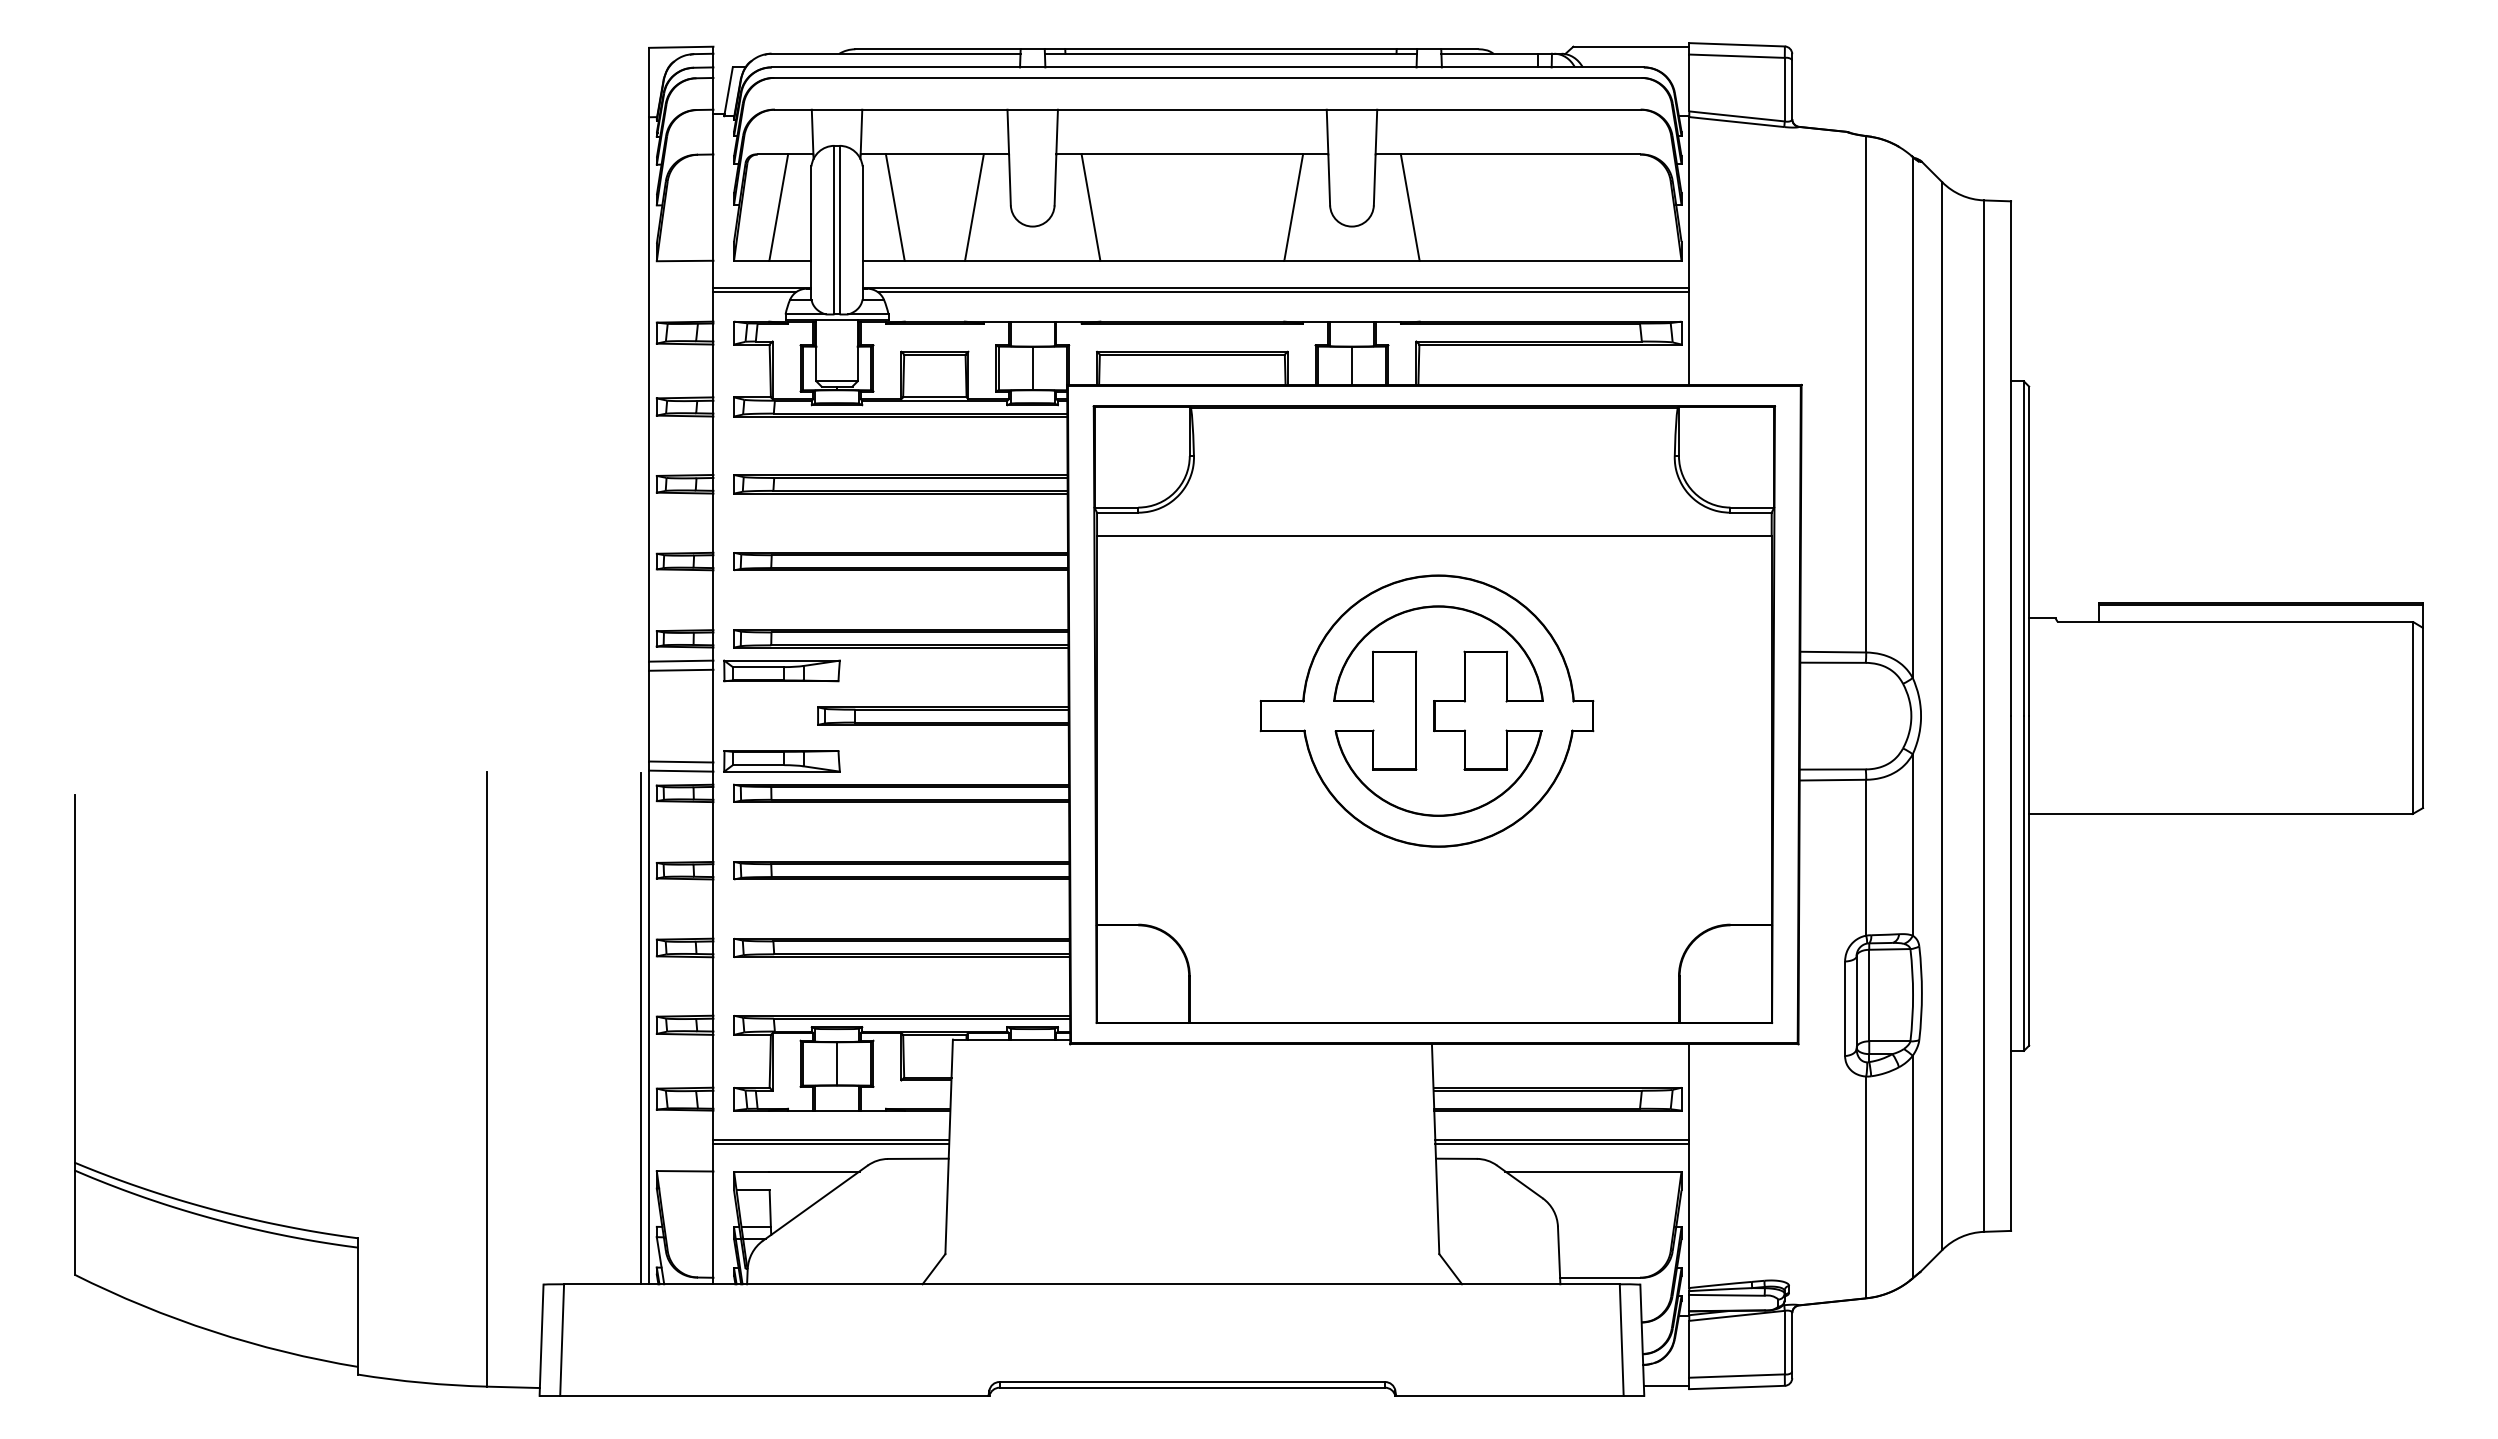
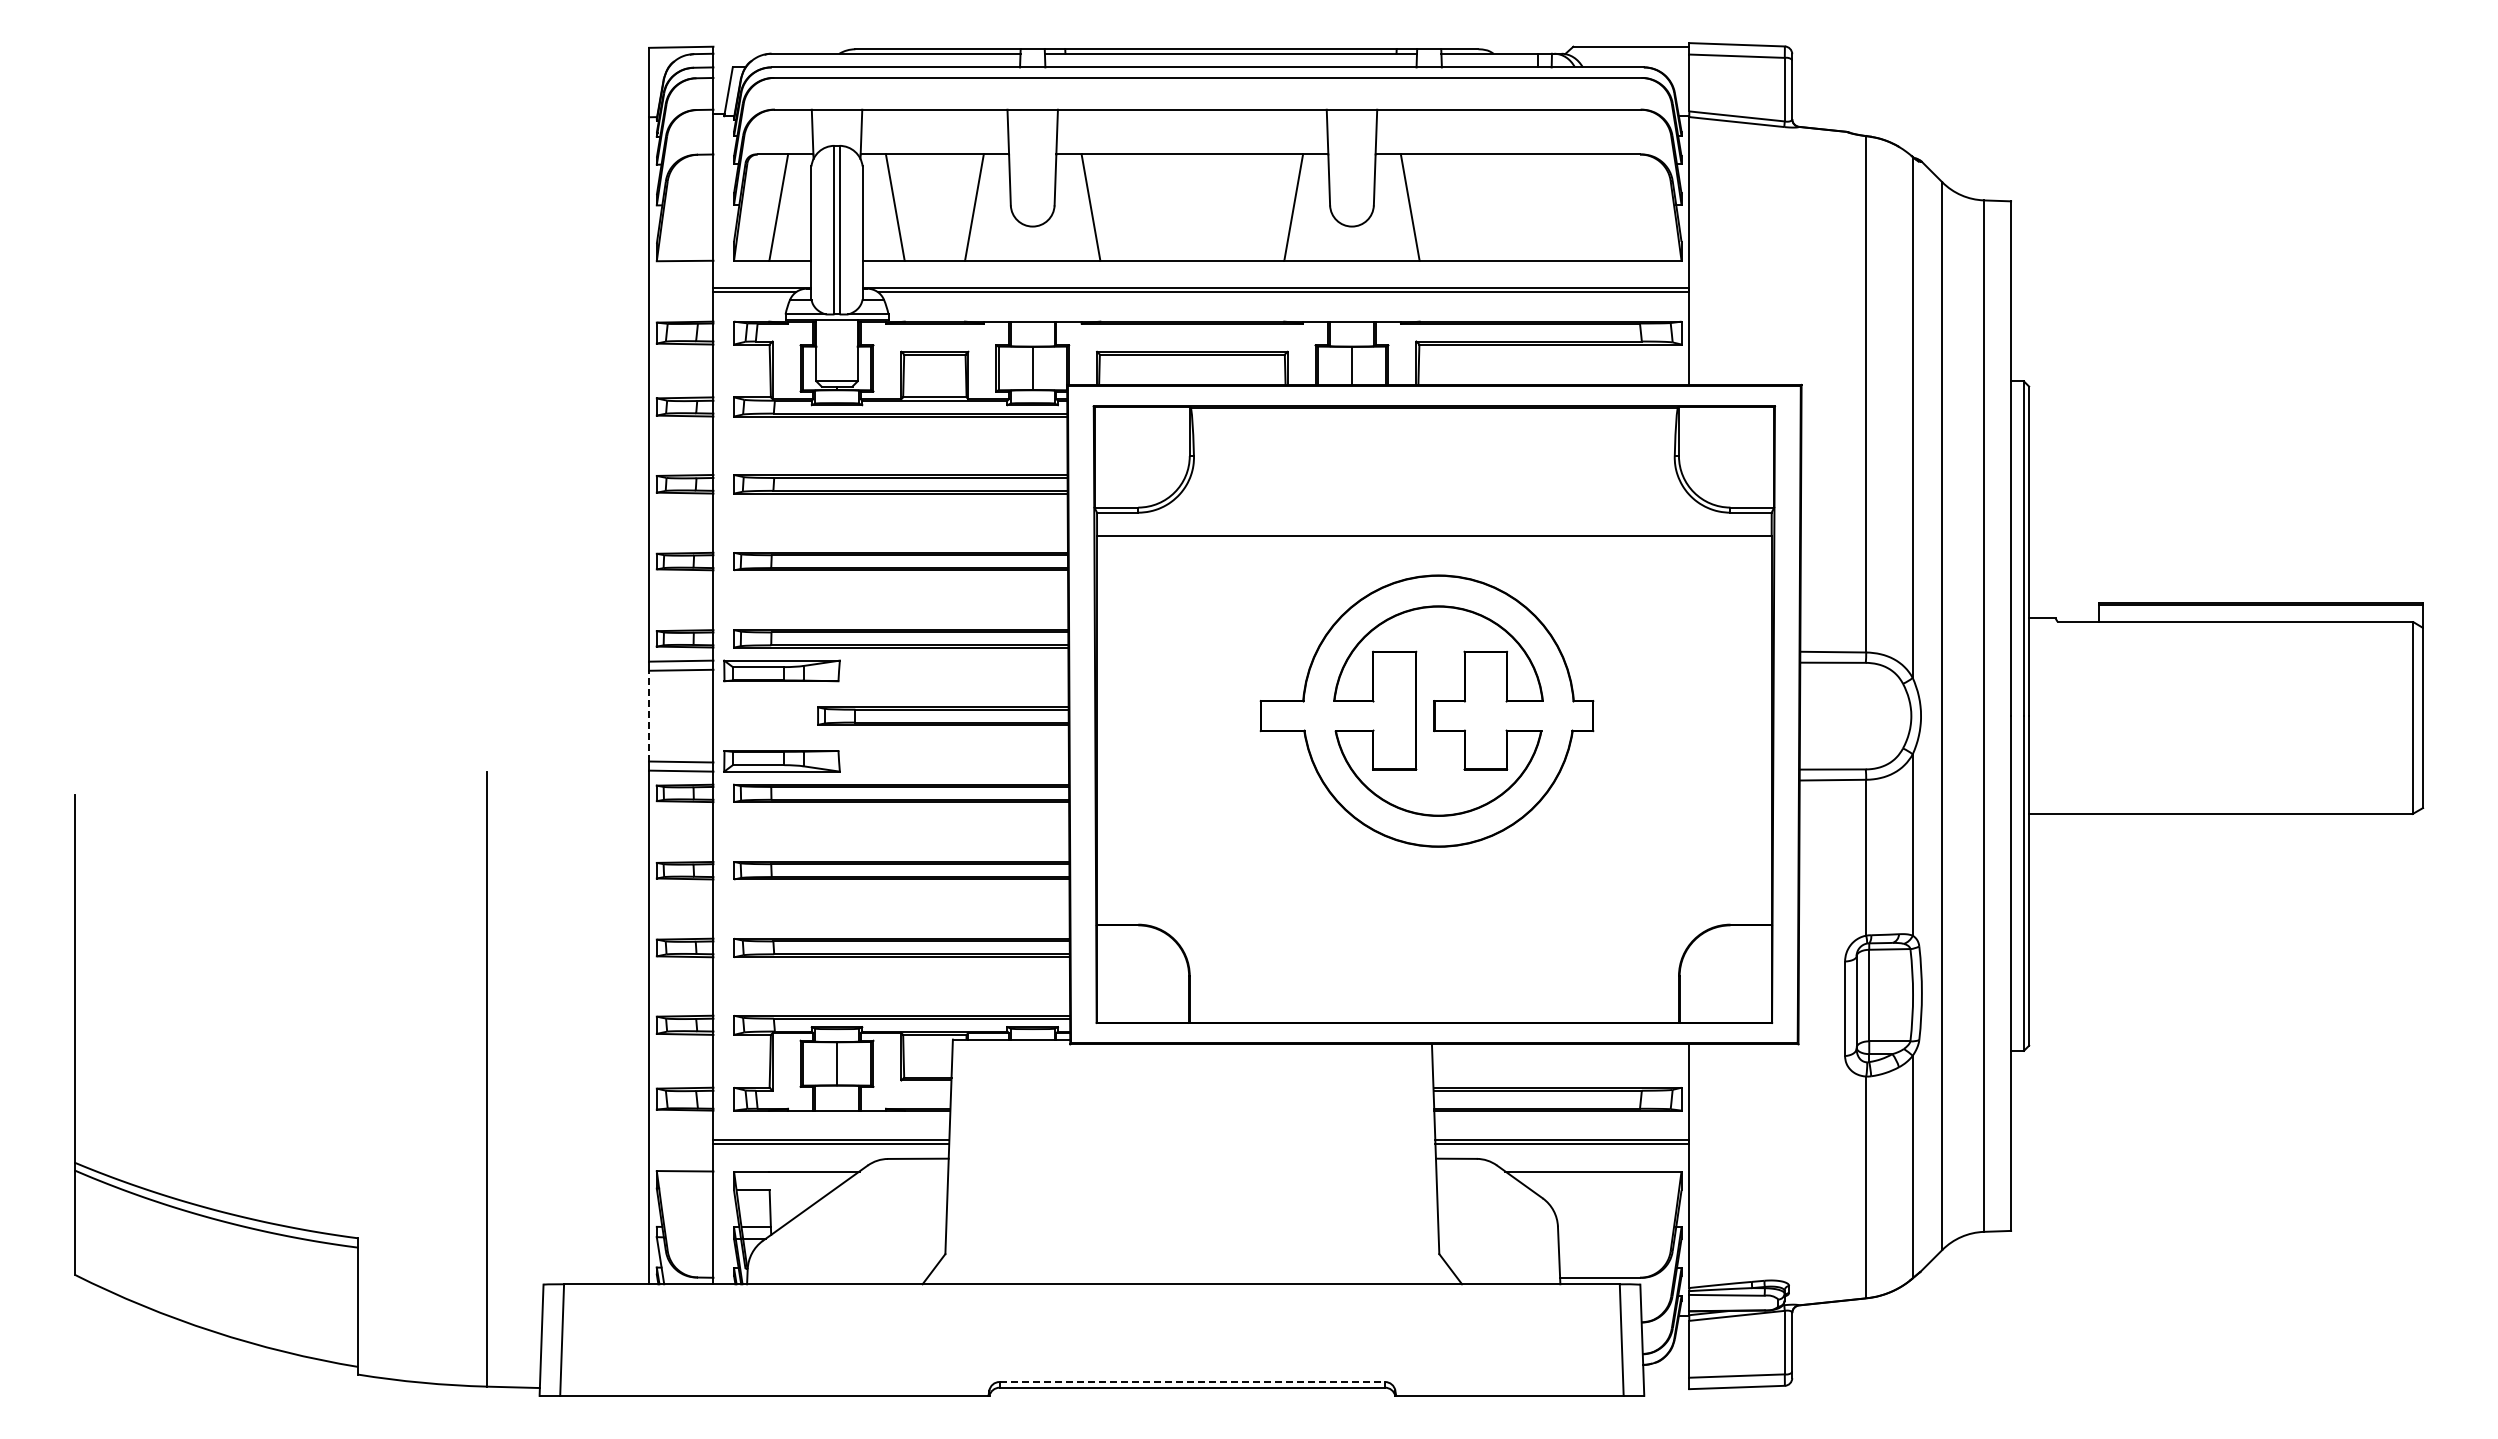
line: solid -> dashed (649, 715)
line: present -> none (641, 1028)
line: solid -> dashed (1192, 1382)
line: present -> none (1666, 1385)
